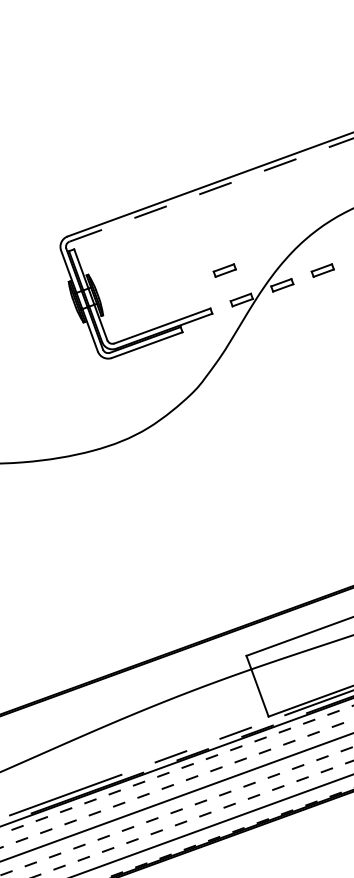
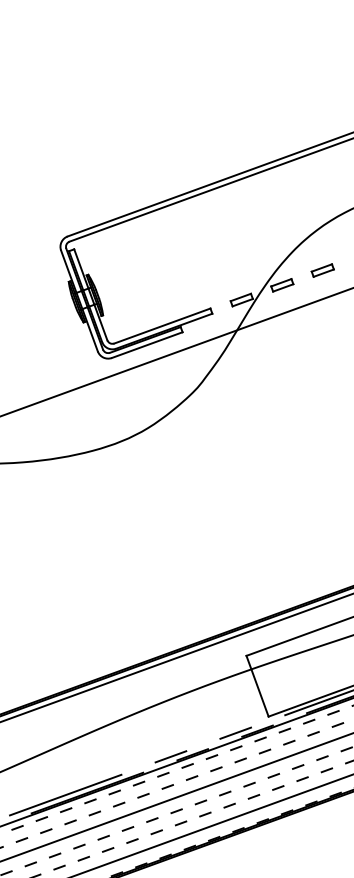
line: dashed -> solid (211, 190)
part: present -> none (224, 270)
line: none -> present (176, 352)
line: none -> present (176, 657)
